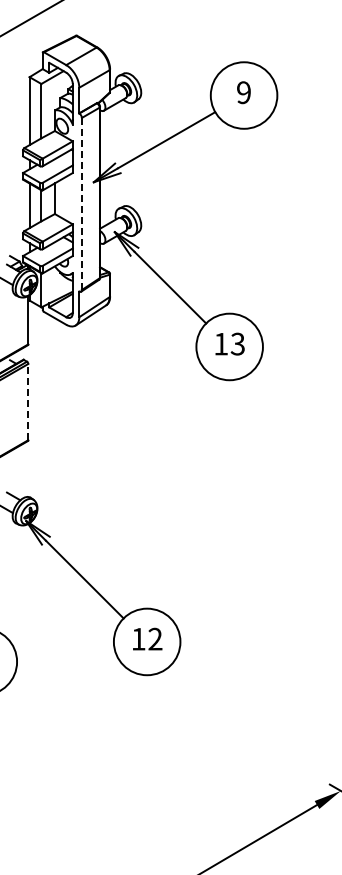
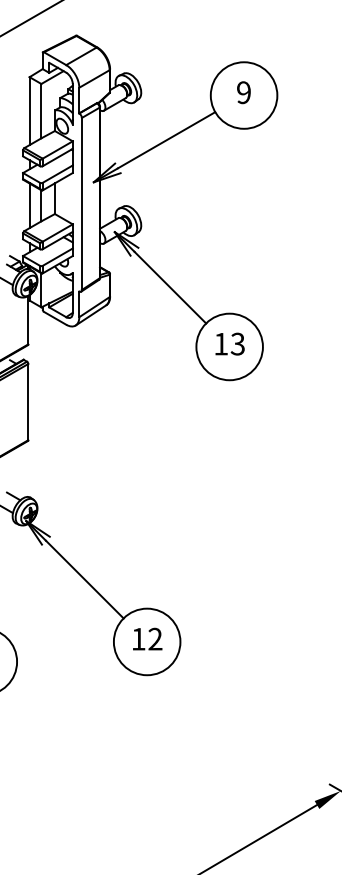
line: dashed -> solid (81, 203)
line: dashed -> solid (28, 401)
